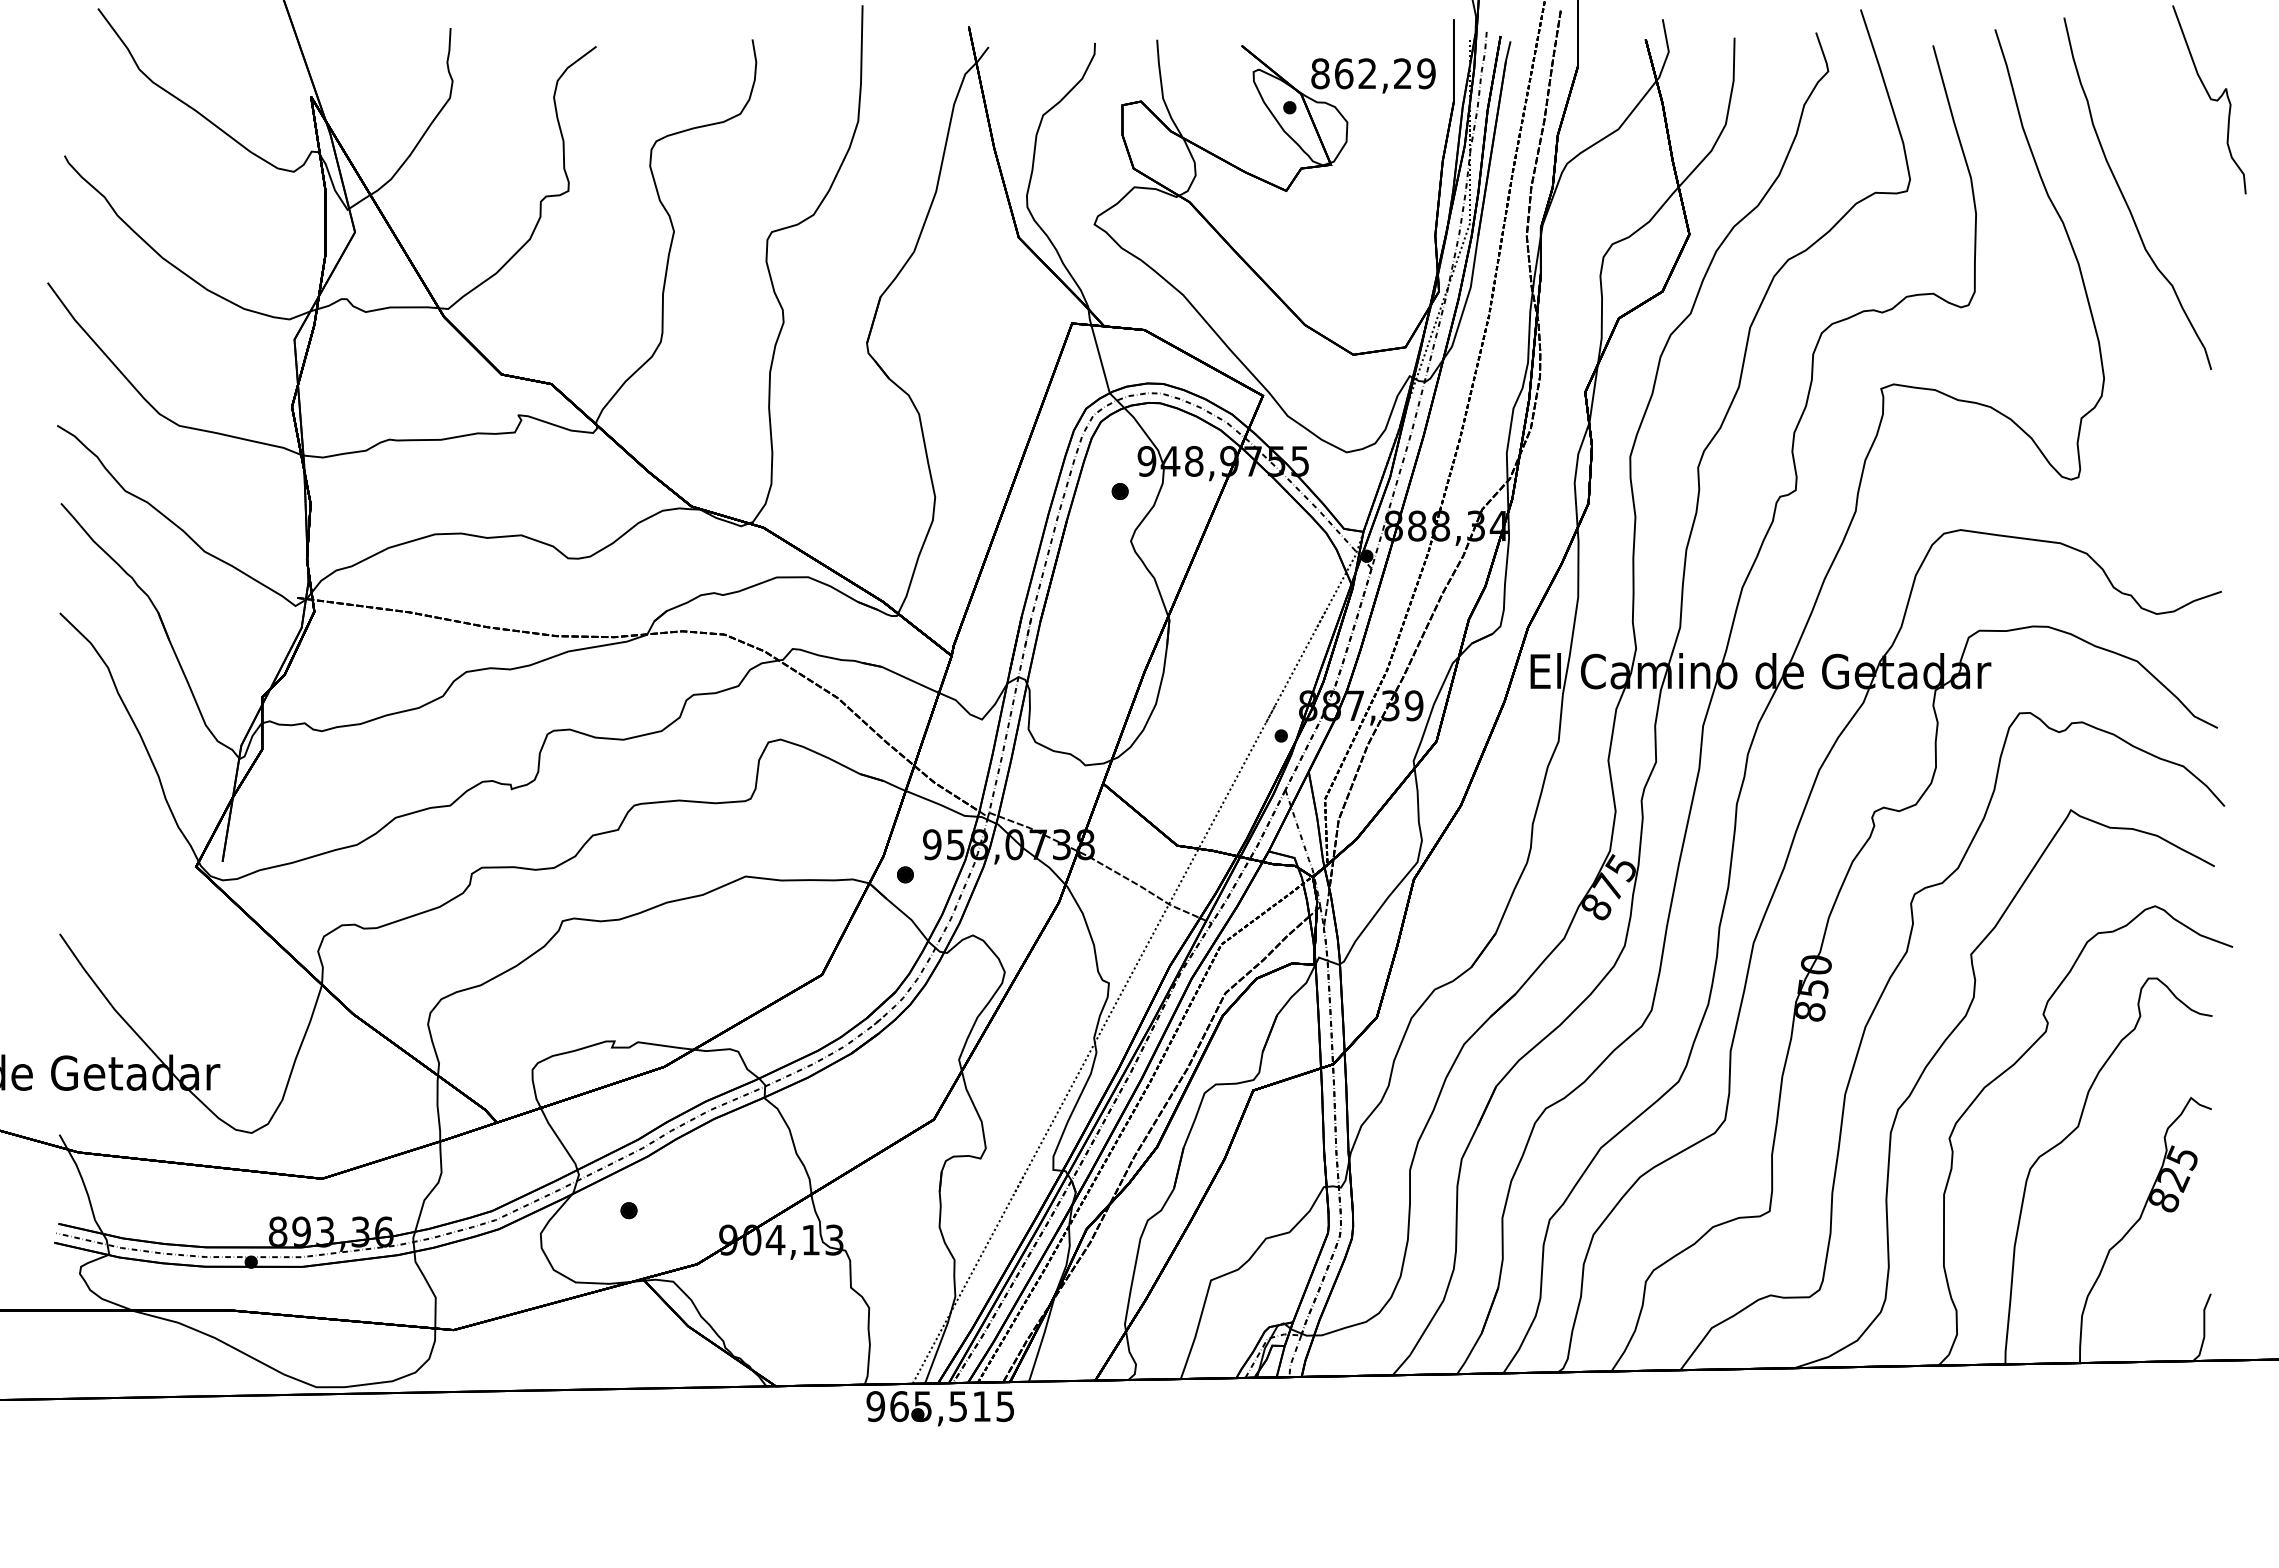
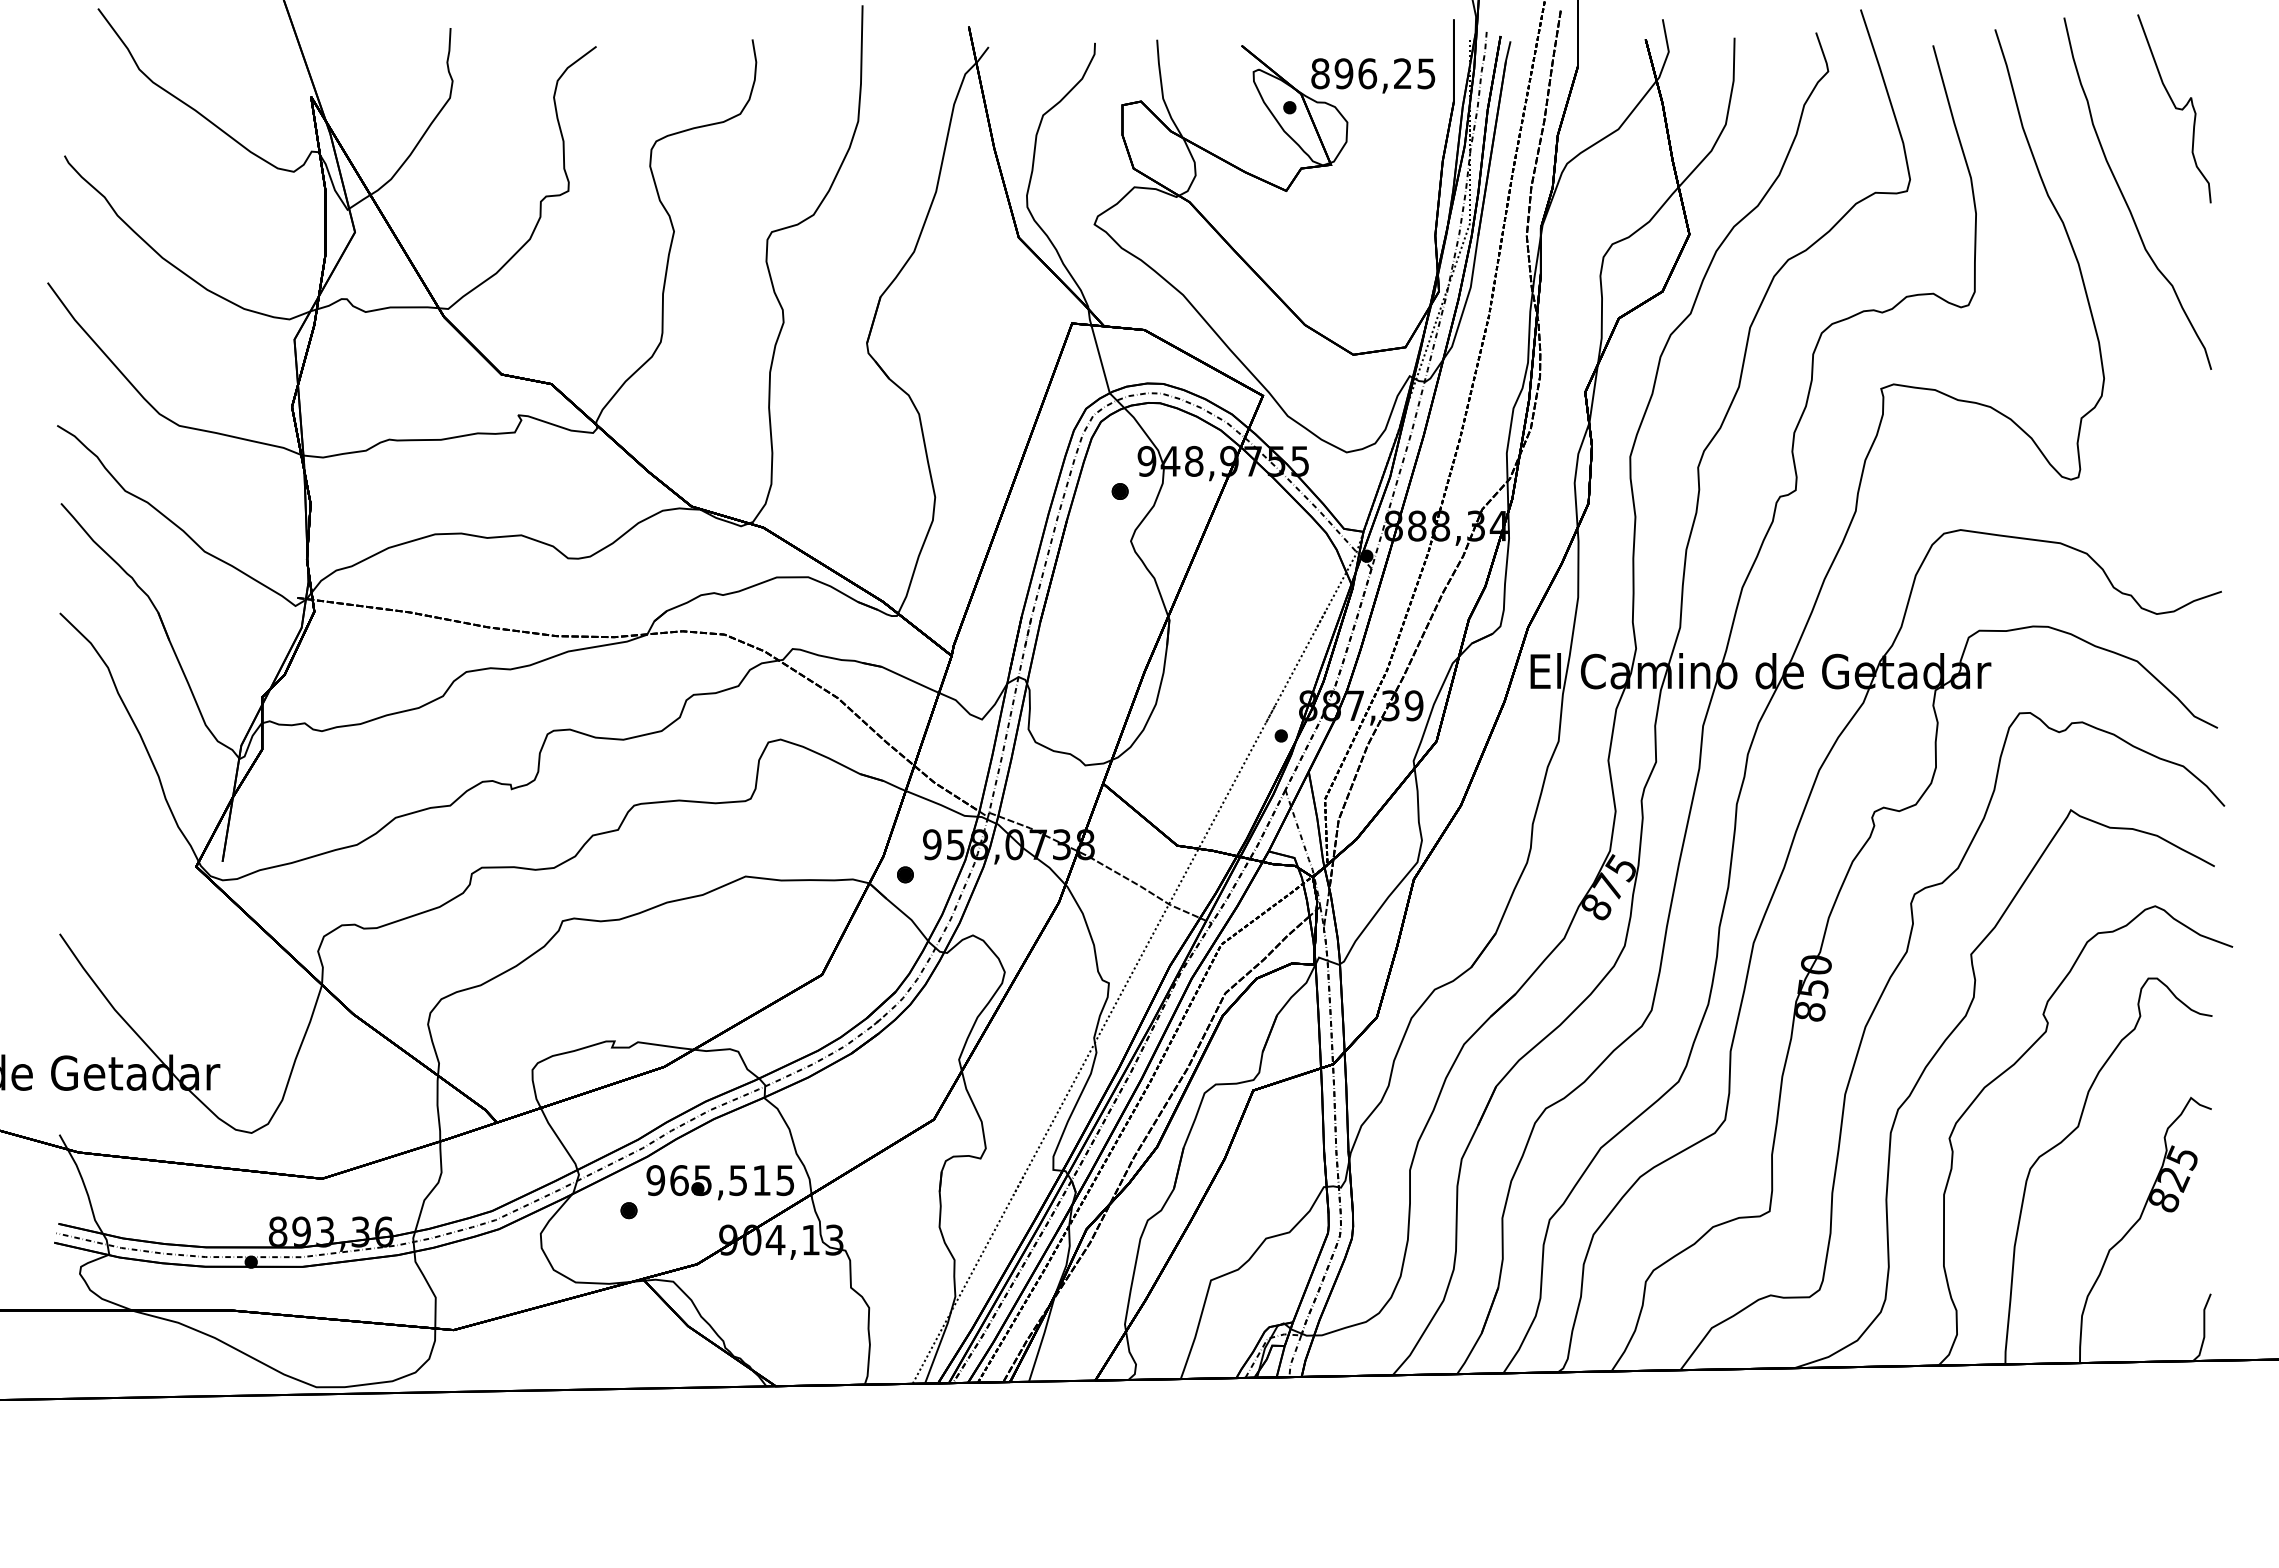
text: 862,29 -> 896,25 (1384, 73)
curve position: (2209, 98) -> (2174, 107) (2174, 107)
text position: (939, 1408) -> (719, 1182) (719, 1182)
